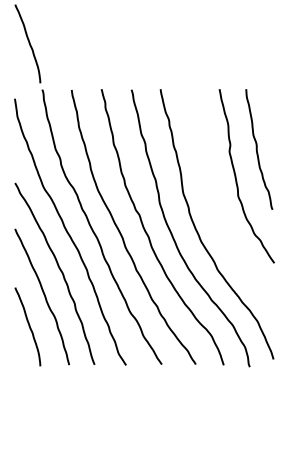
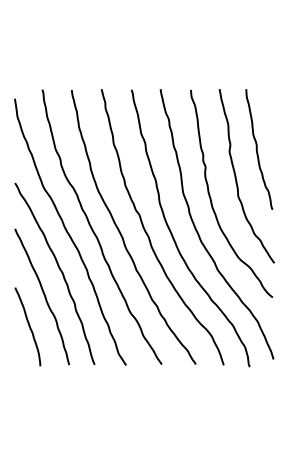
curve: present -> none (28, 43)
curve: none -> present (211, 198)
